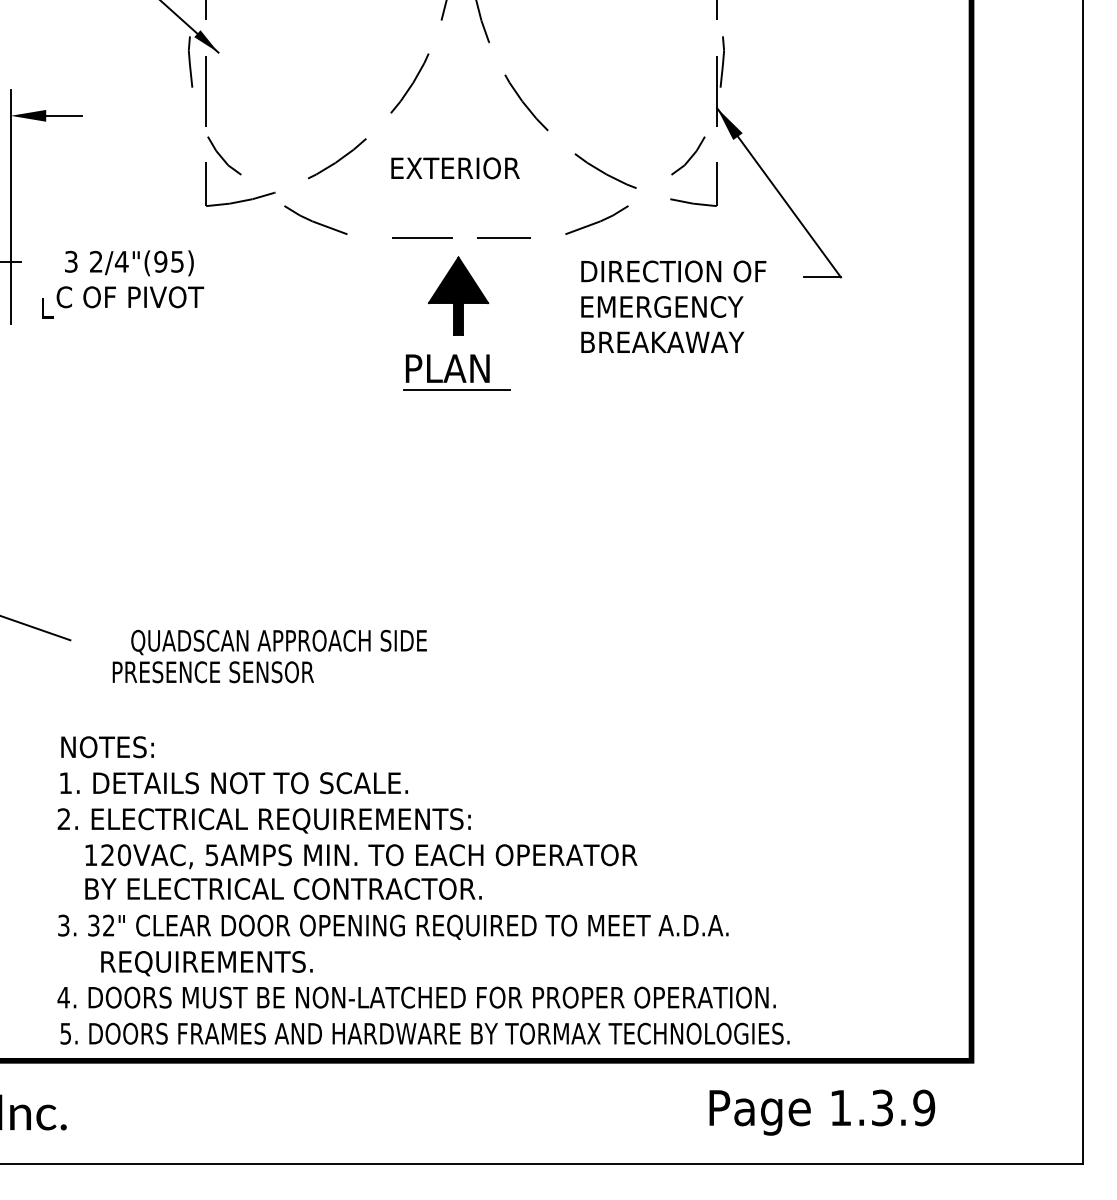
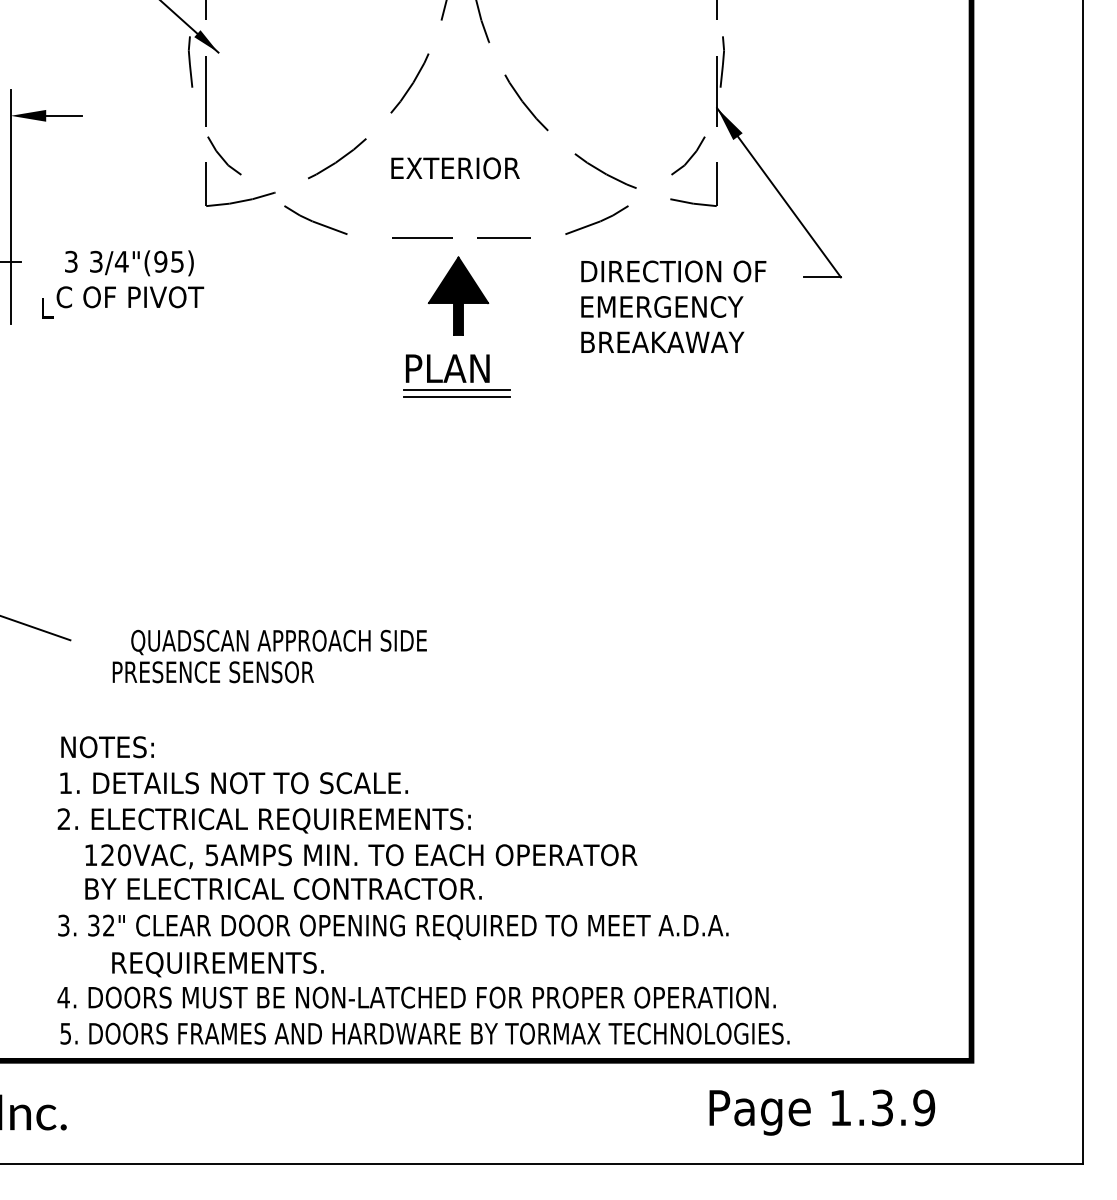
text: 2/4"(95) -> 3/4"(95) (96, 261)
line: none -> present (456, 396)
text position: (206, 963) -> (217, 964) (217, 964)
